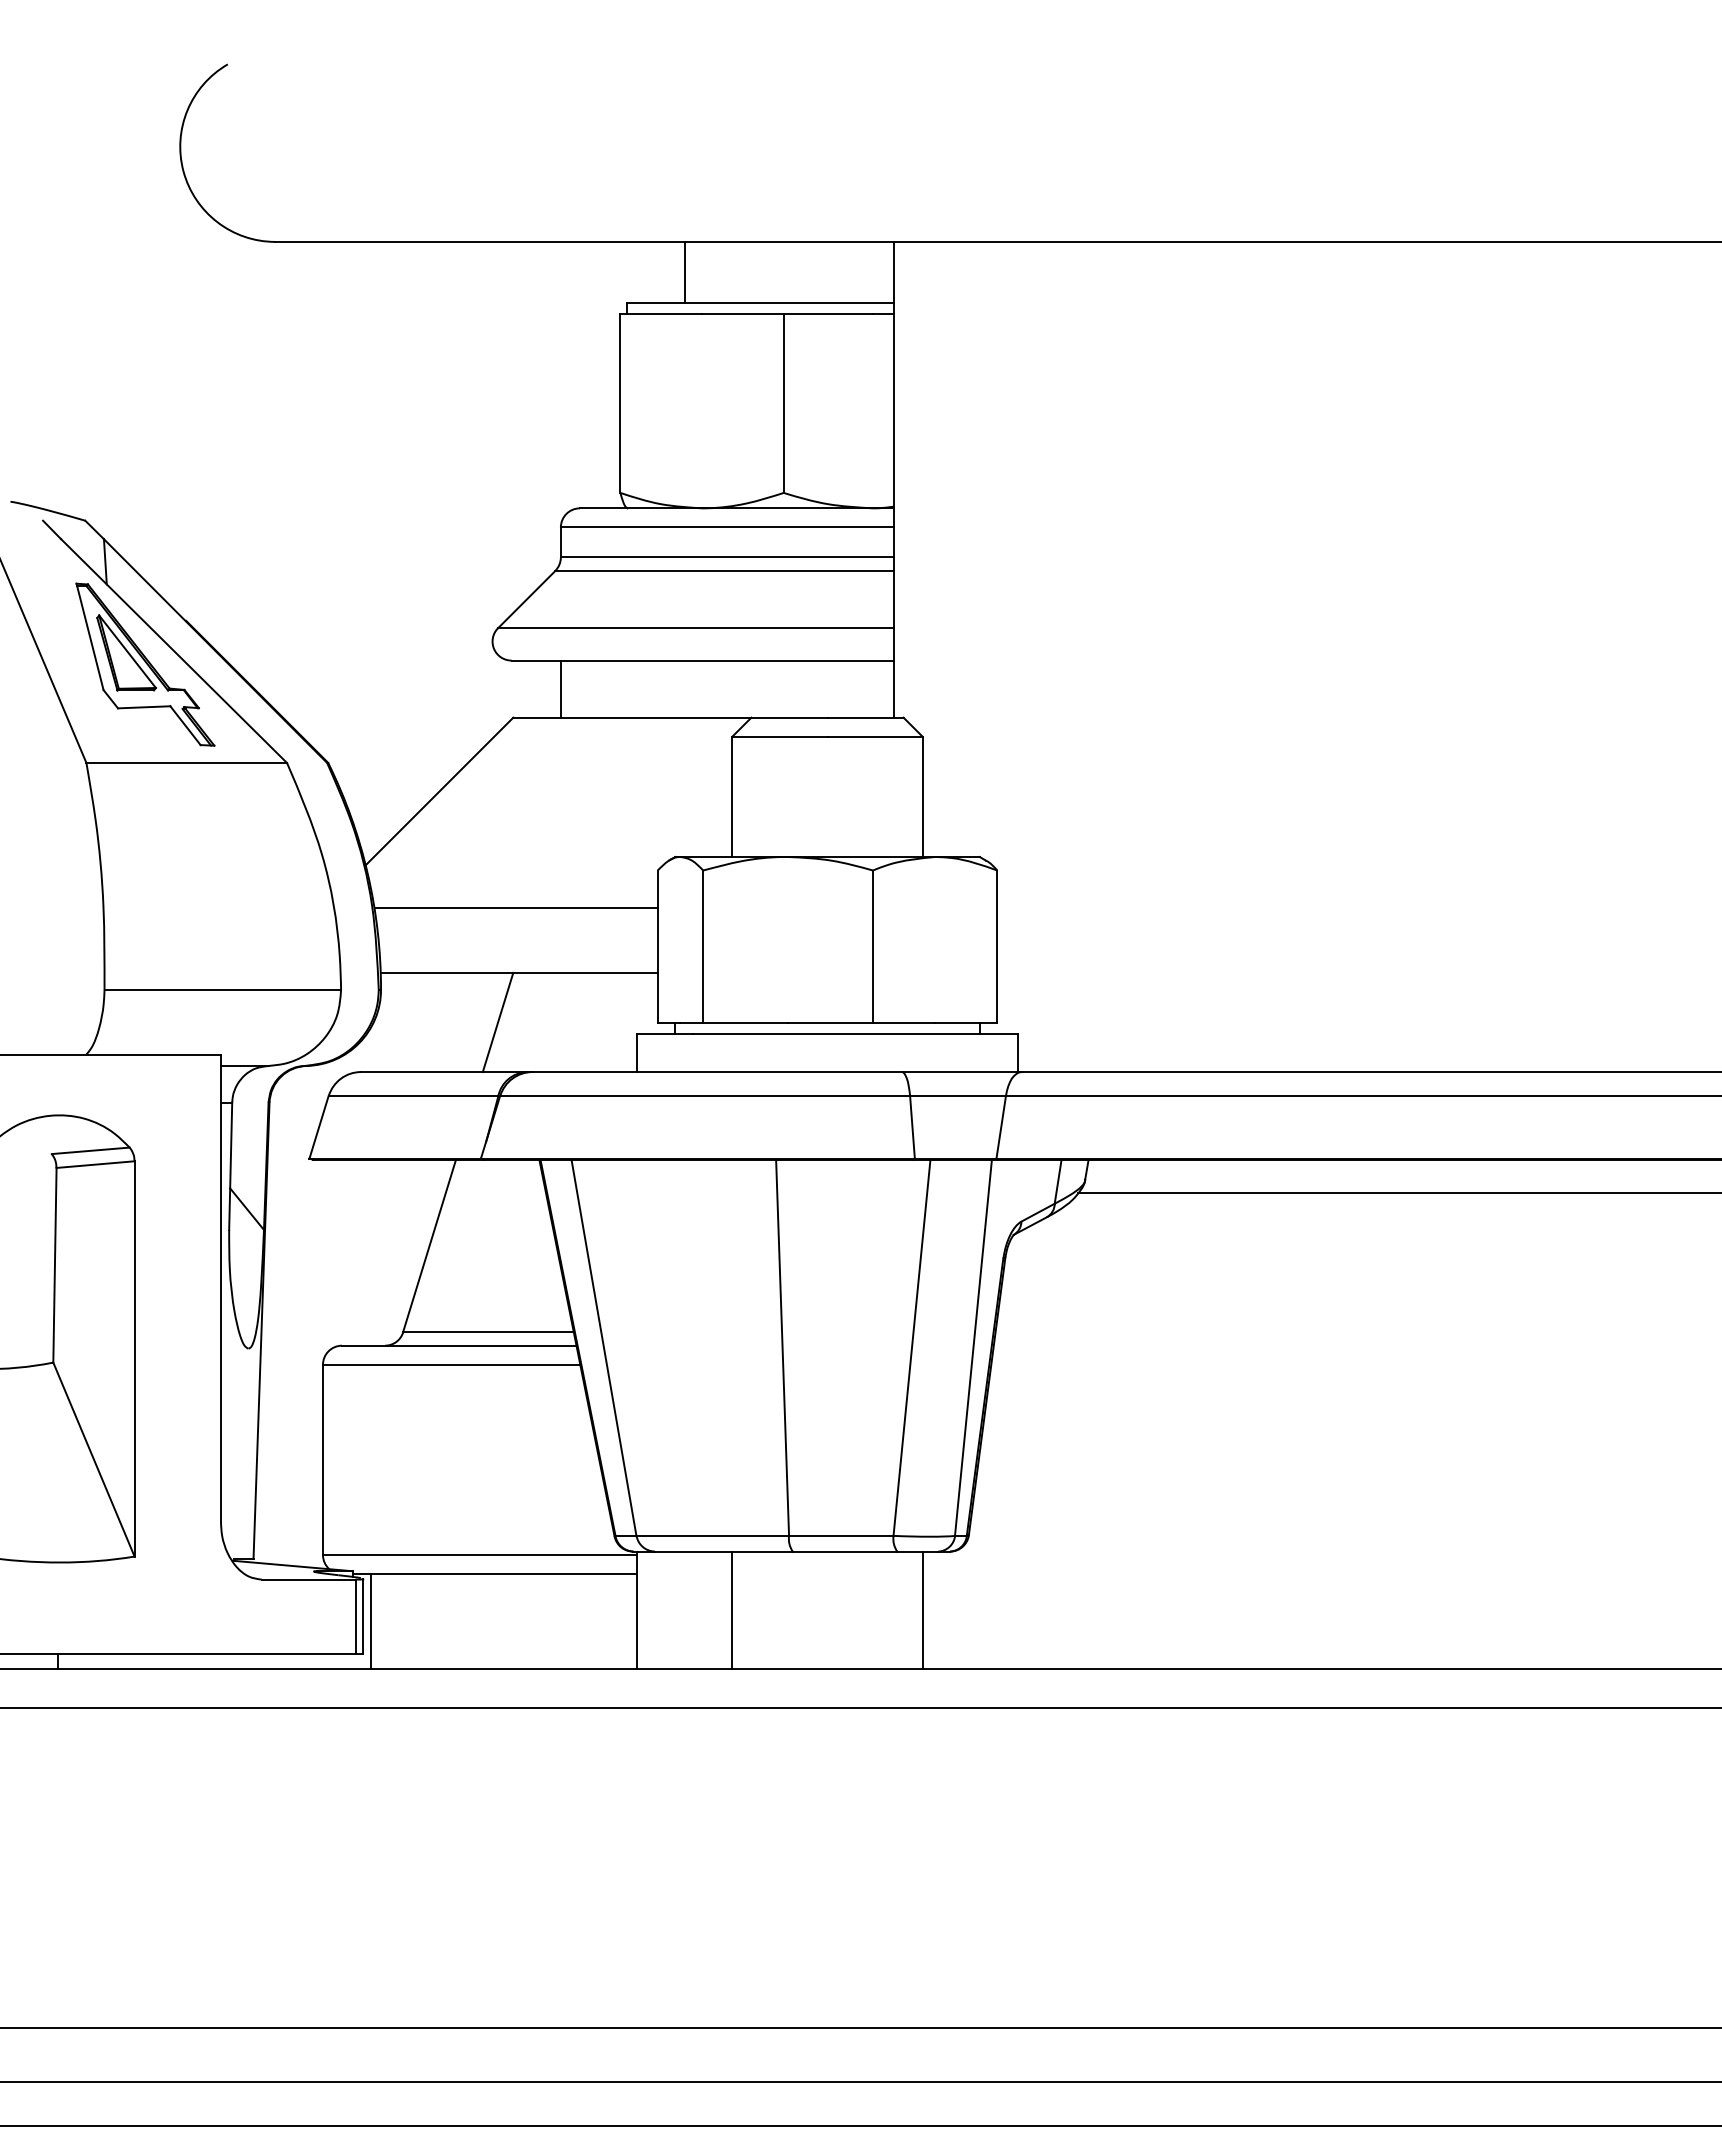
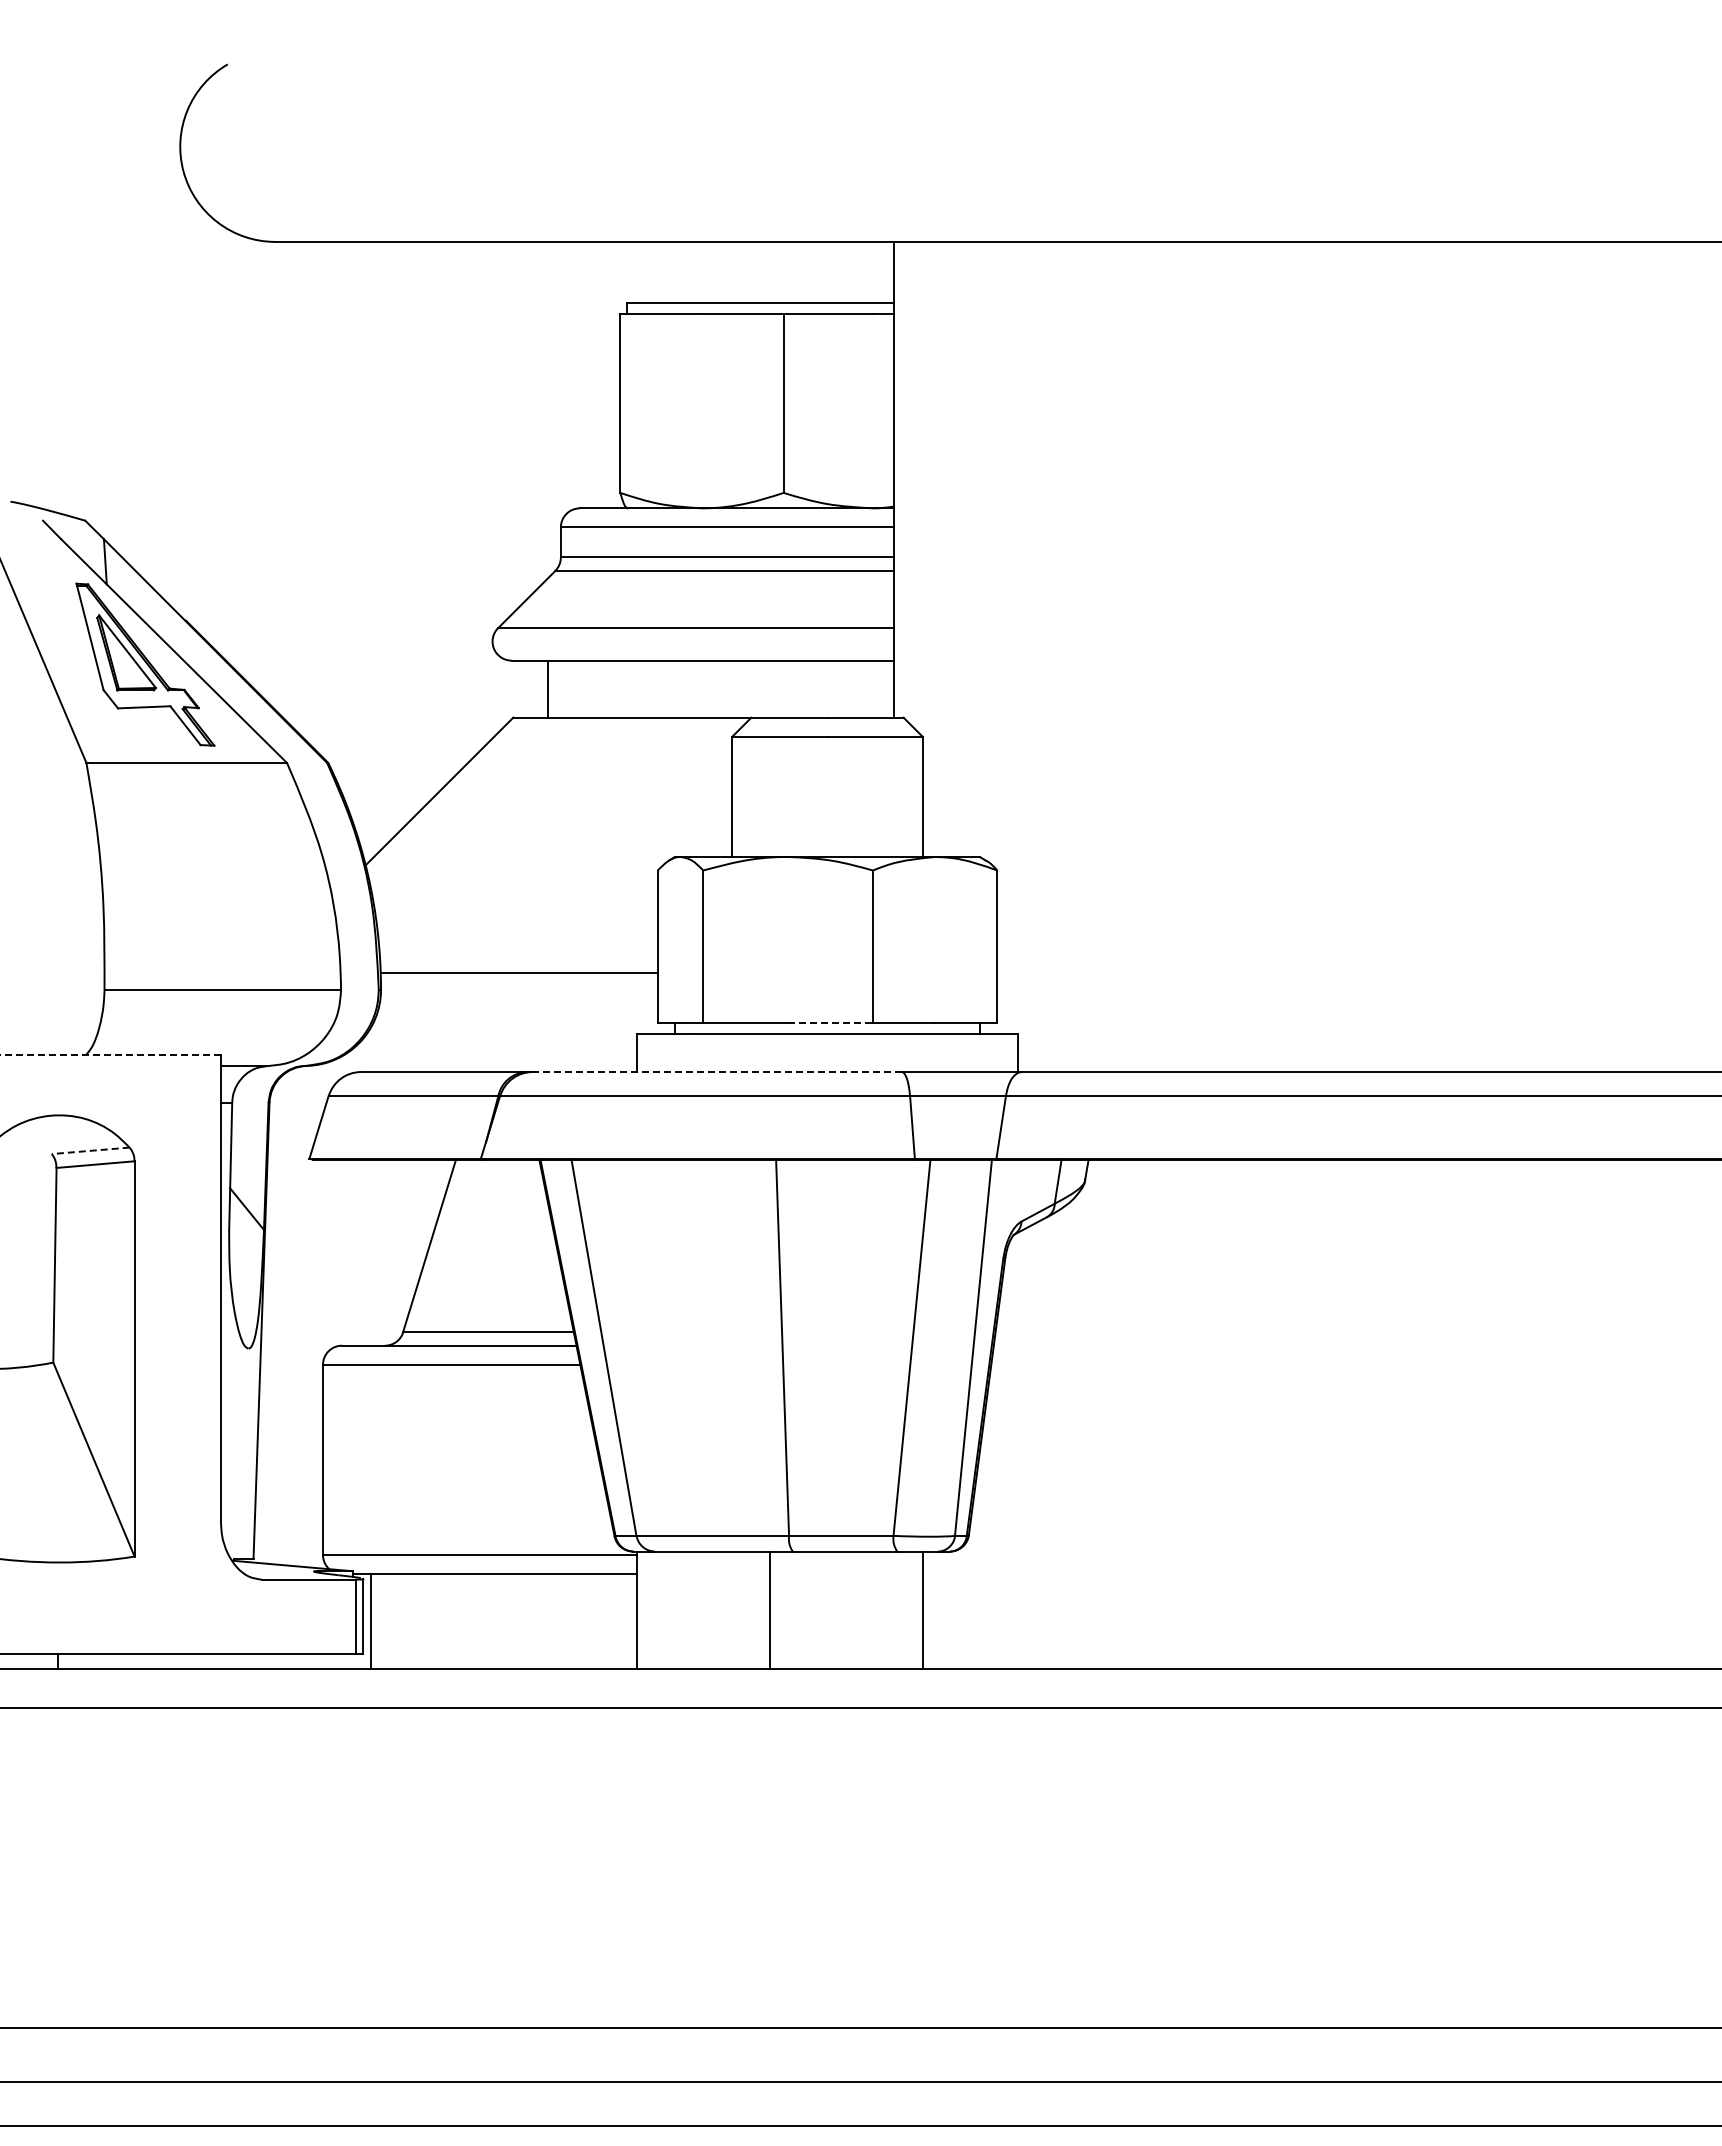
line: present -> none (684, 271)
line position: (560, 688) -> (547, 688) (547, 688)
line: present -> none (515, 908)
line: present -> none (497, 1022)
line: solid -> dashed (831, 1022)
line: solid -> dashed (110, 1054)
line: solid -> dashed (717, 1072)
line: solid -> dashed (90, 1150)
line: present -> none (1397, 1193)
line position: (732, 1610) -> (770, 1610) (770, 1610)
